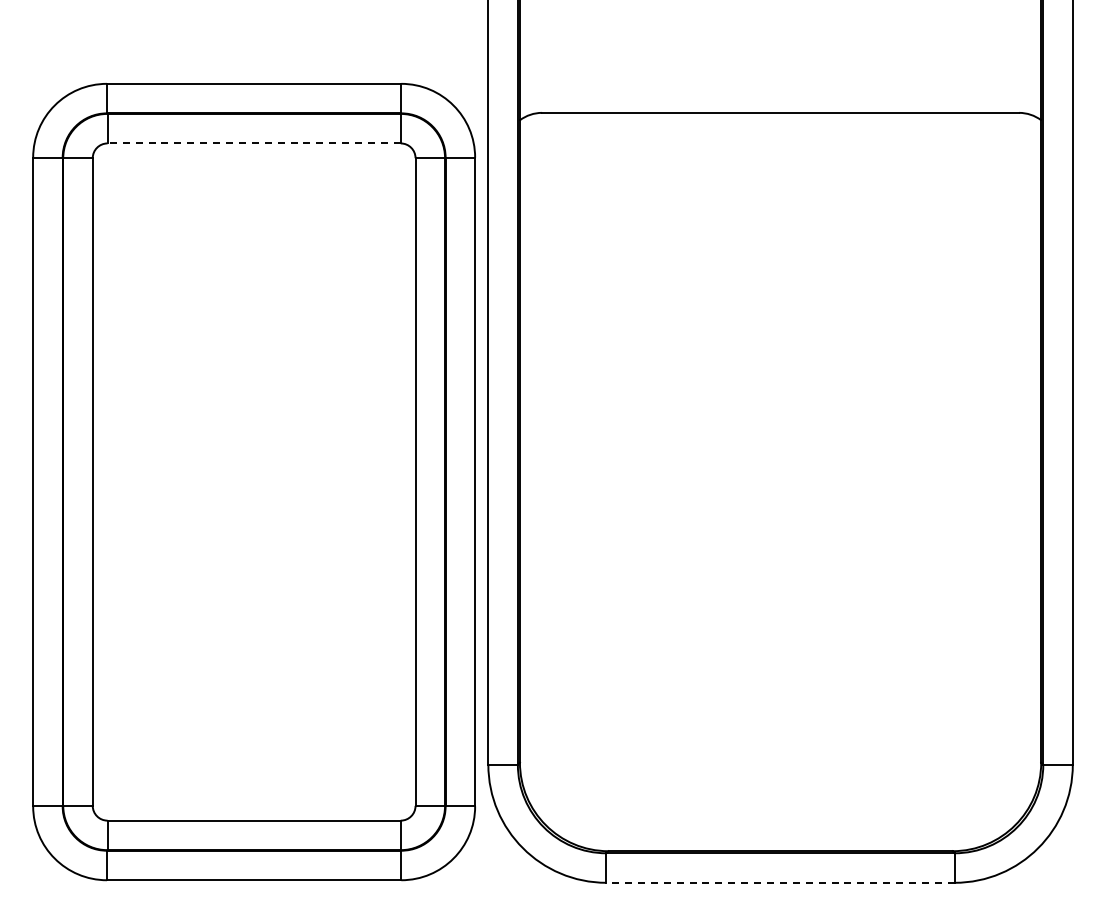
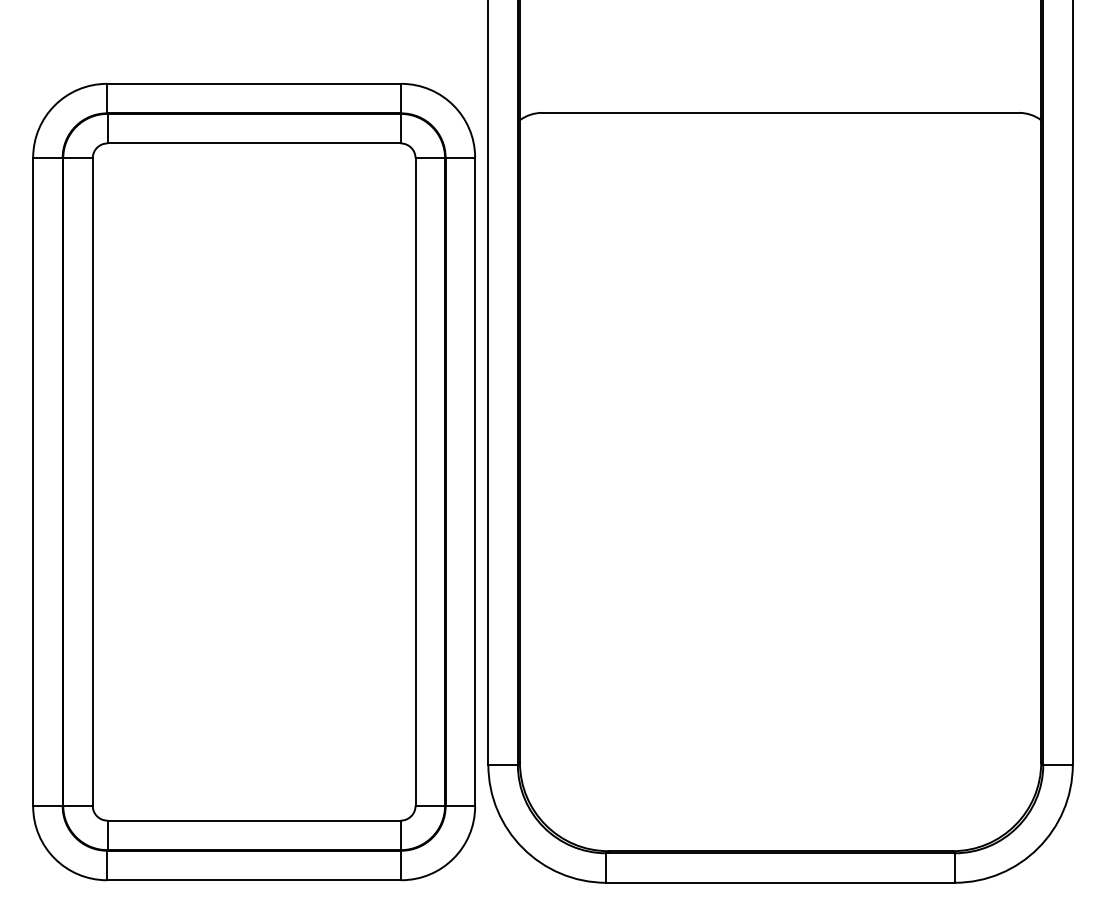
line: dashed -> solid (254, 143)
line: dashed -> solid (780, 882)
